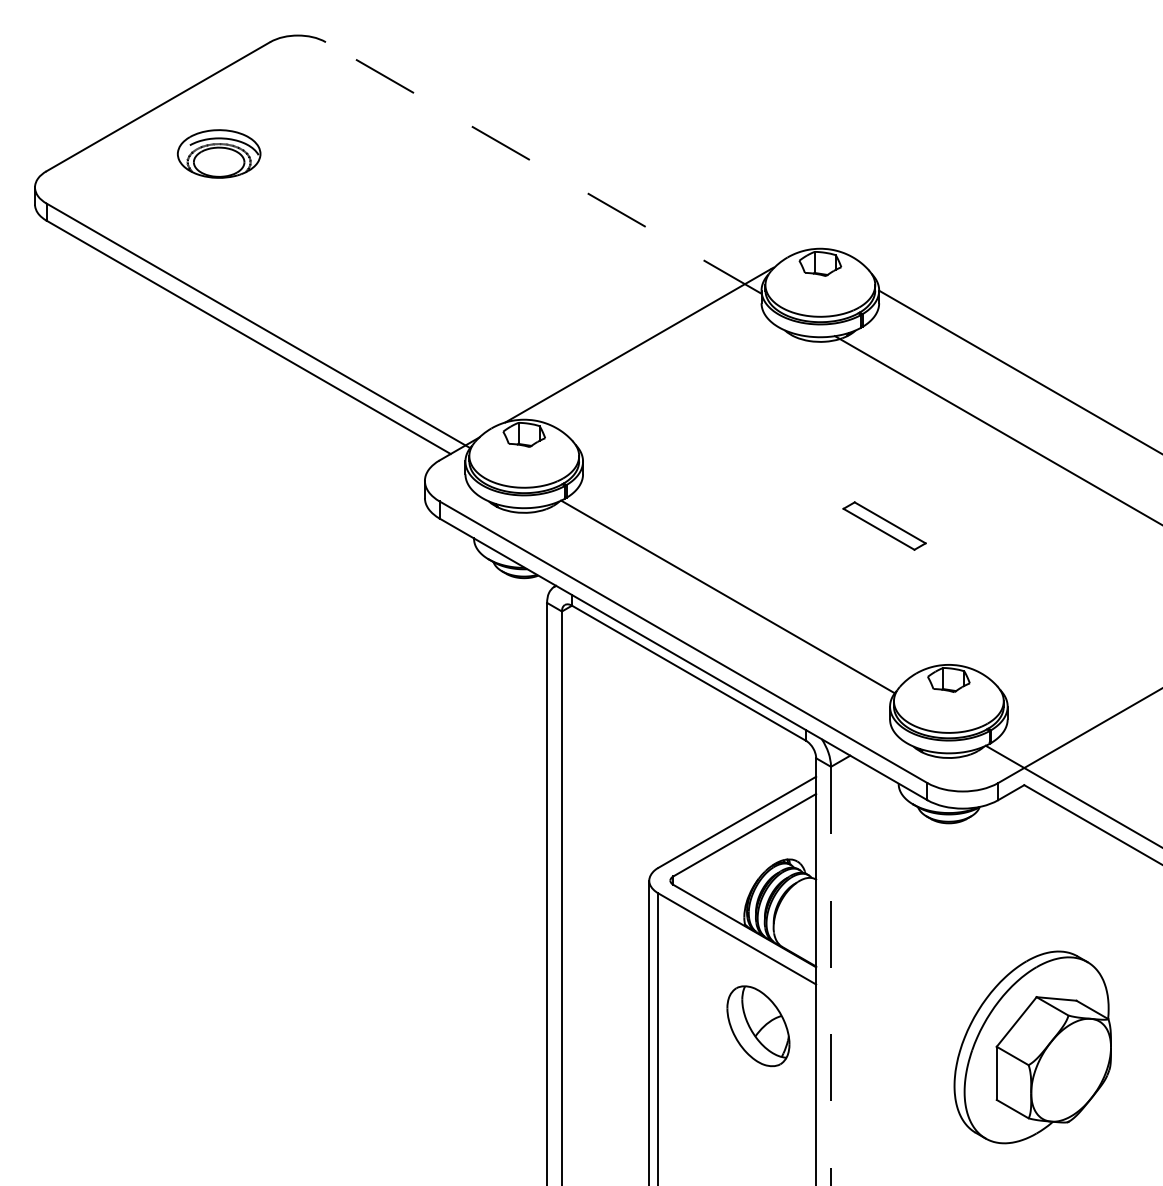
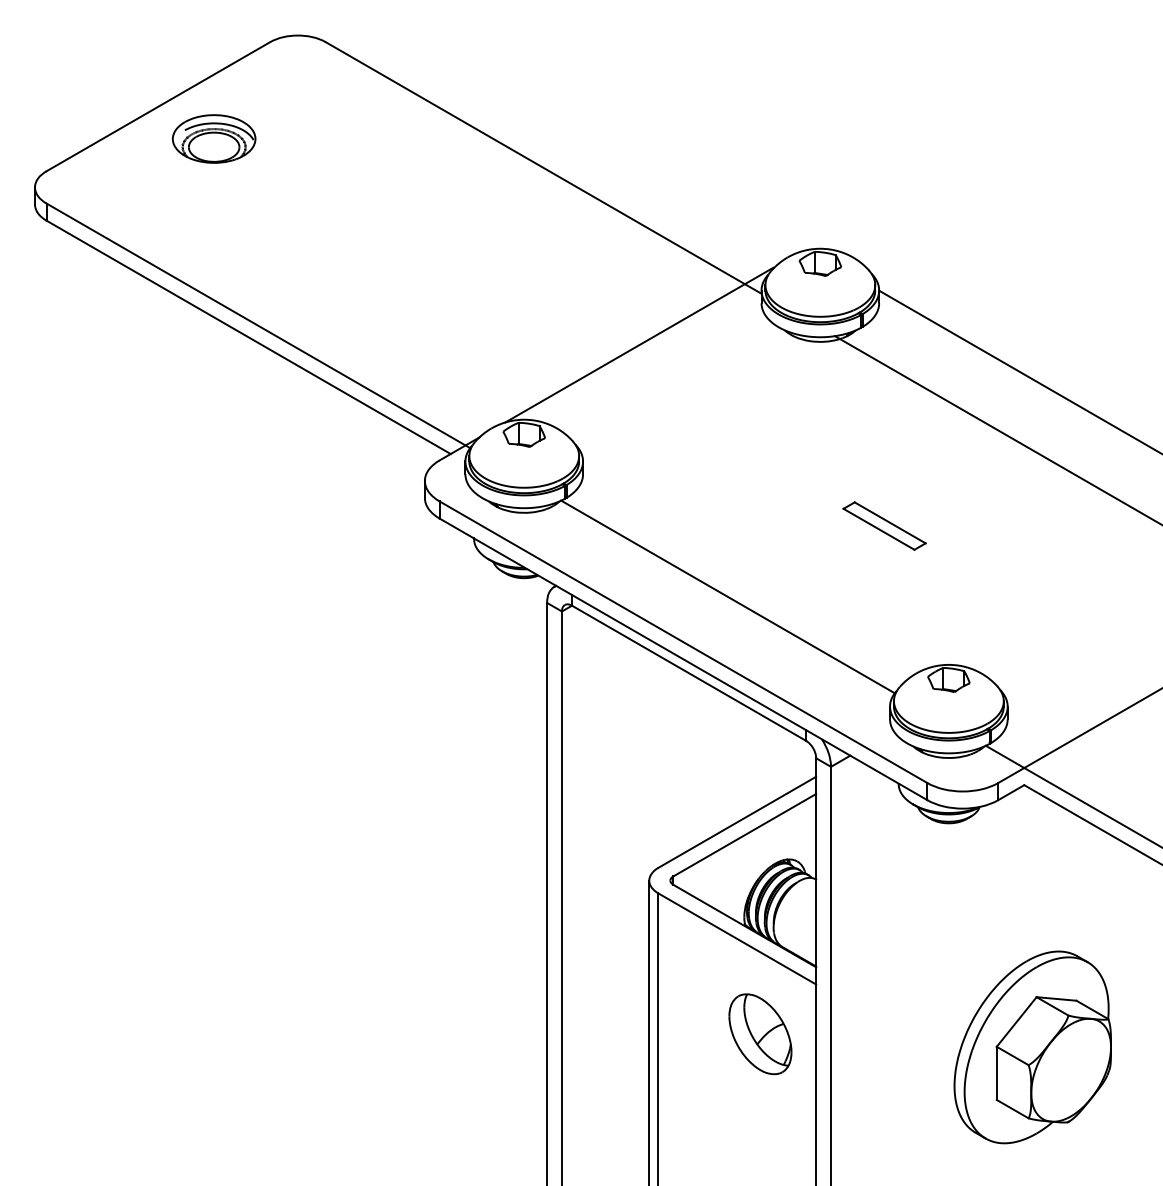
part position: (219, 153) -> (214, 138) (214, 138)
line: dashed -> solid (543, 168)
line: dashed -> solid (831, 976)
part position: (758, 1026) -> (760, 1034) (760, 1034)
